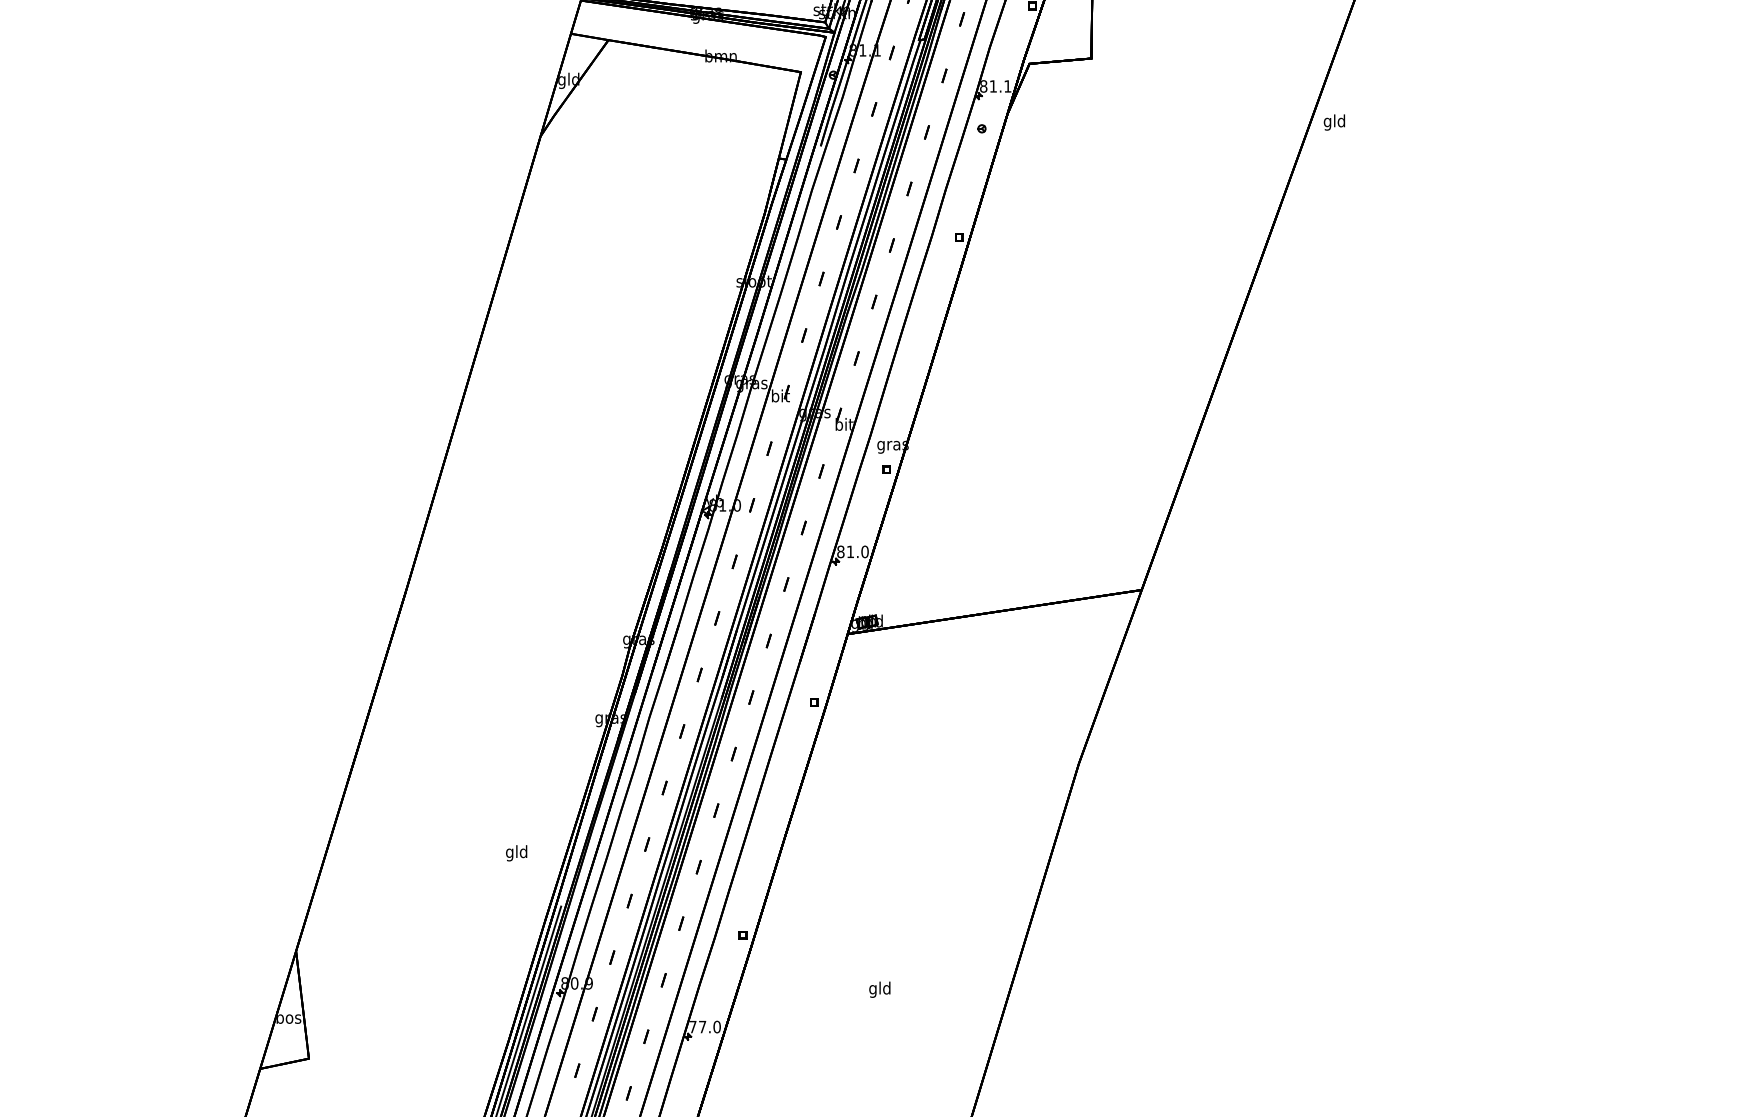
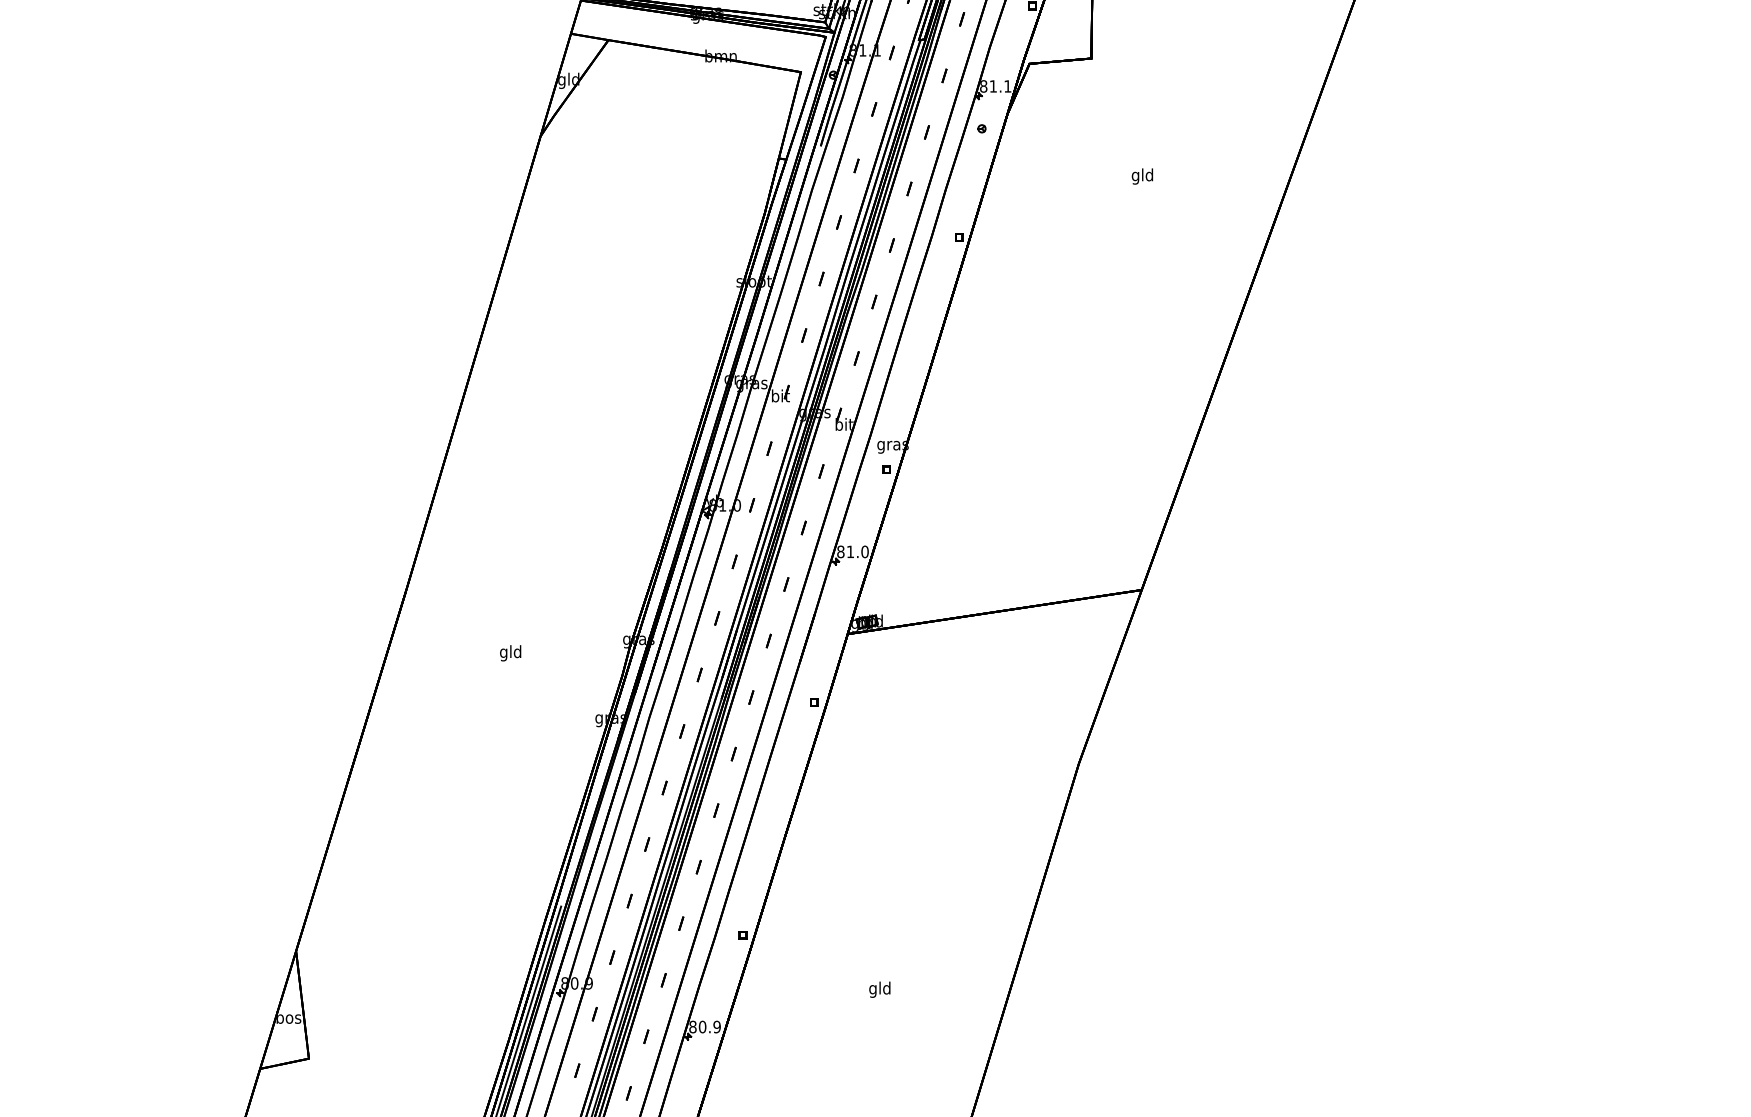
text position: (1333, 122) -> (1141, 176) (1141, 176)
text position: (516, 853) -> (510, 653) (510, 653)
text: 77.0 -> 80.9 (704, 1026)
